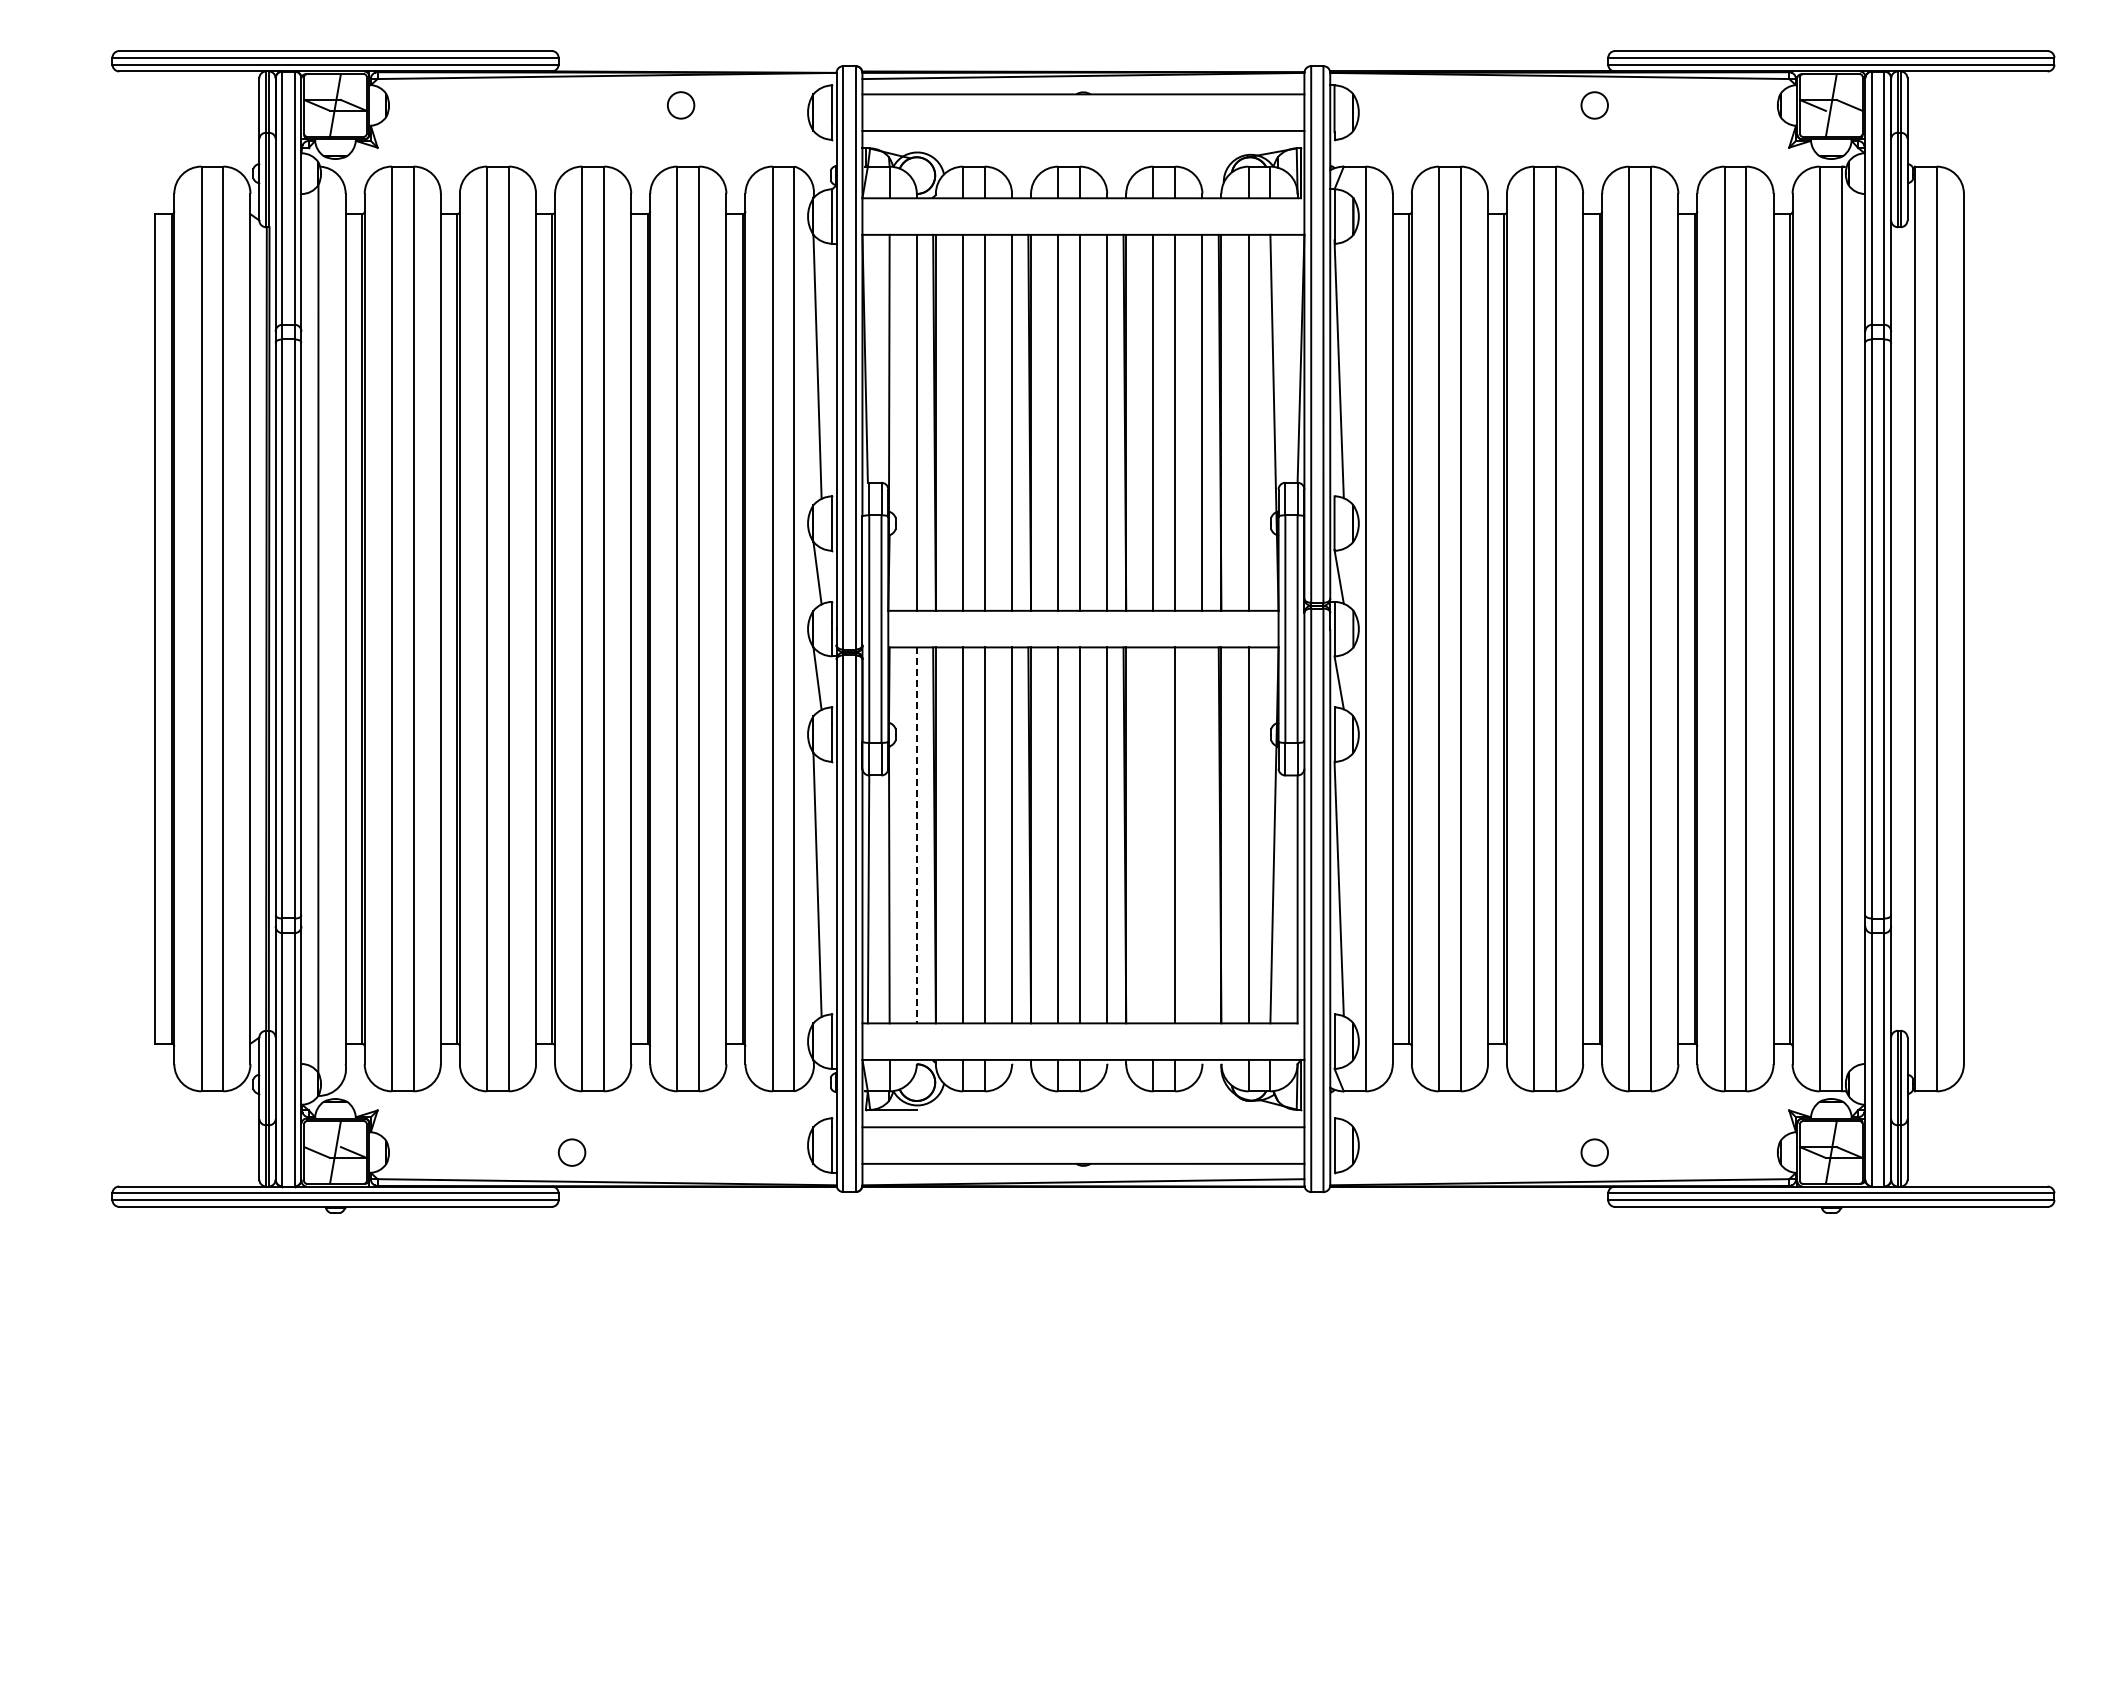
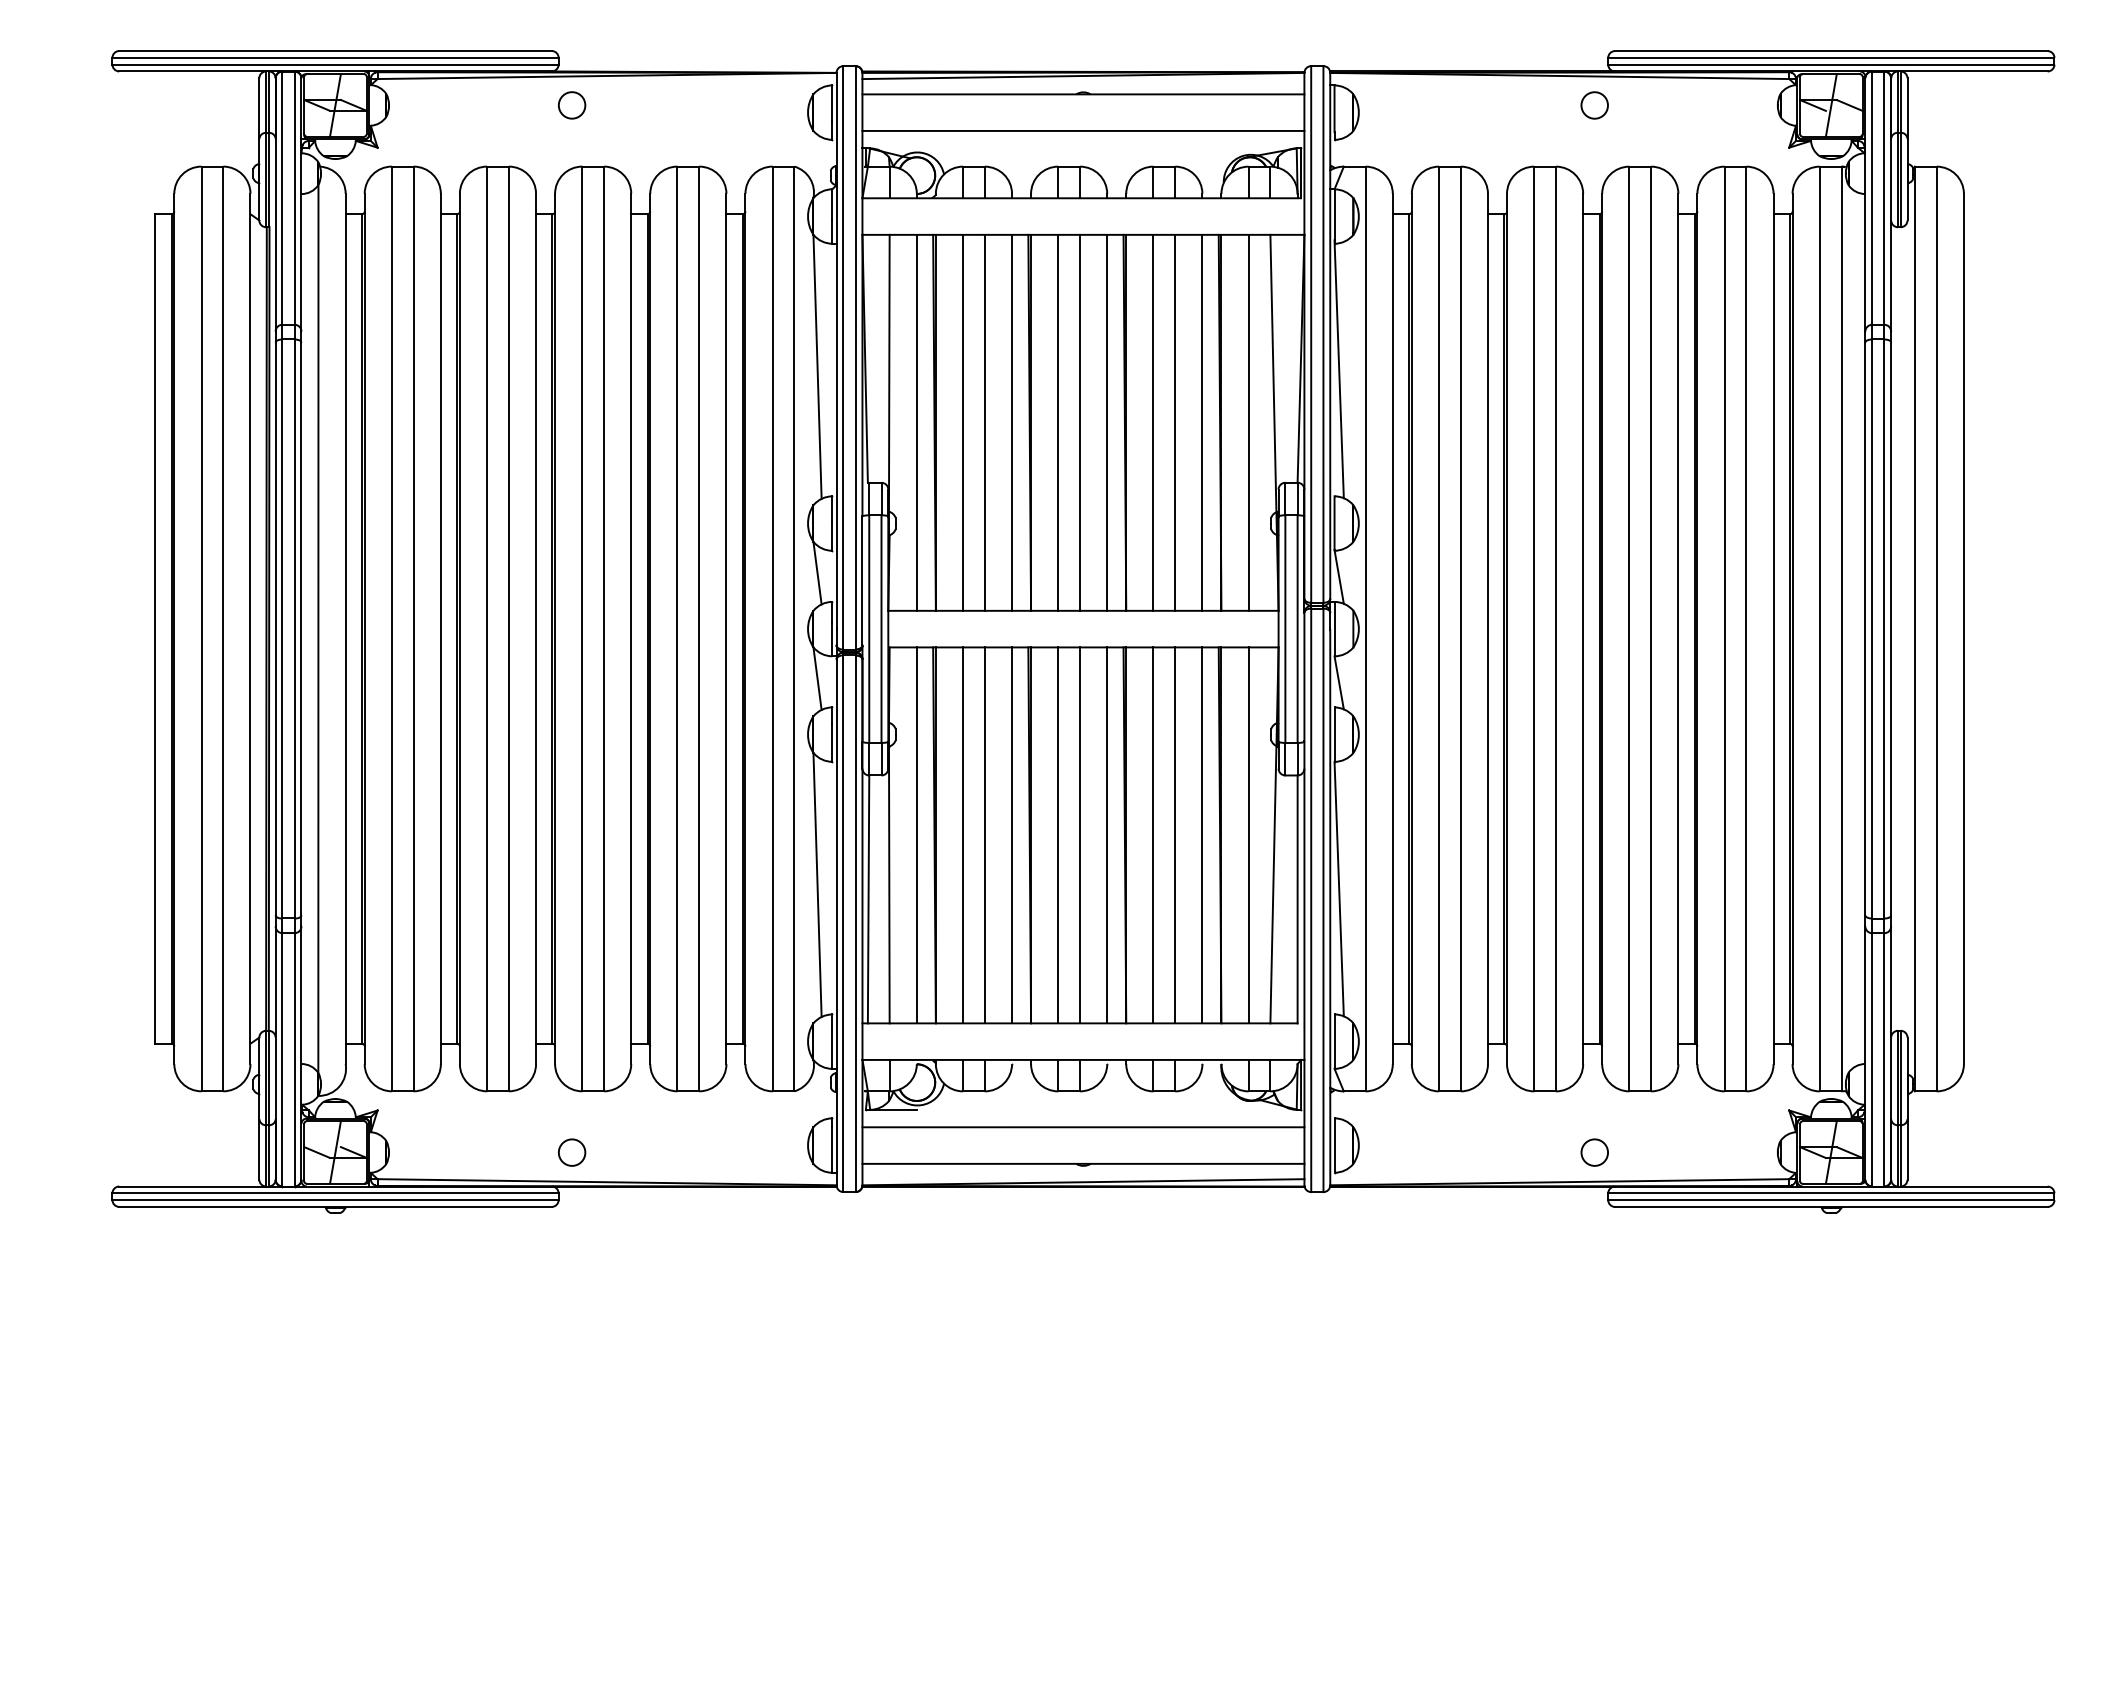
circle position: (681, 105) -> (572, 105) (572, 105)
line: dashed -> solid (916, 835)
line: none -> present (1153, 835)
line: none -> present (1202, 835)
